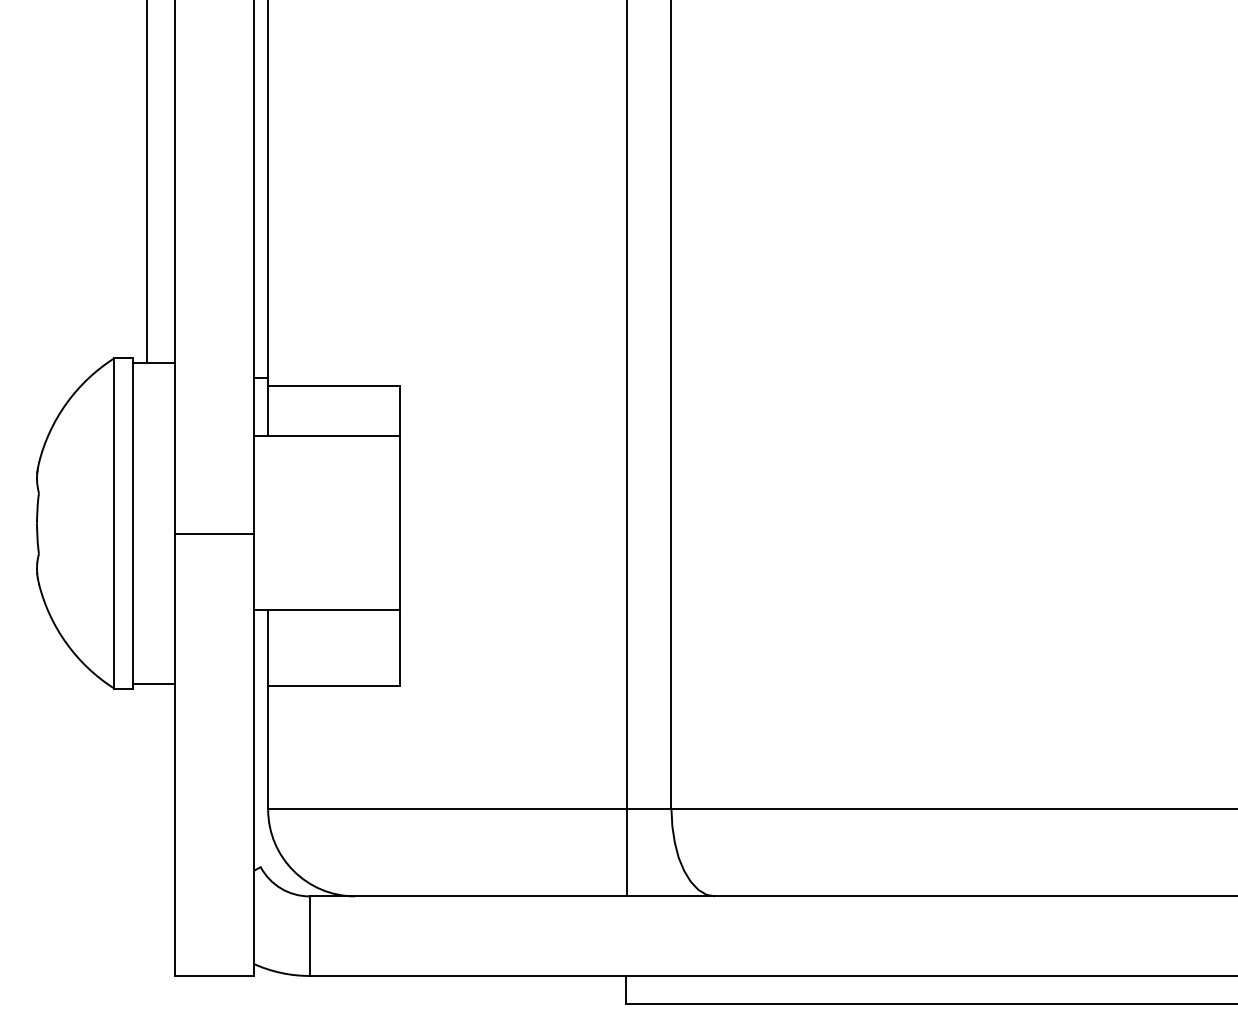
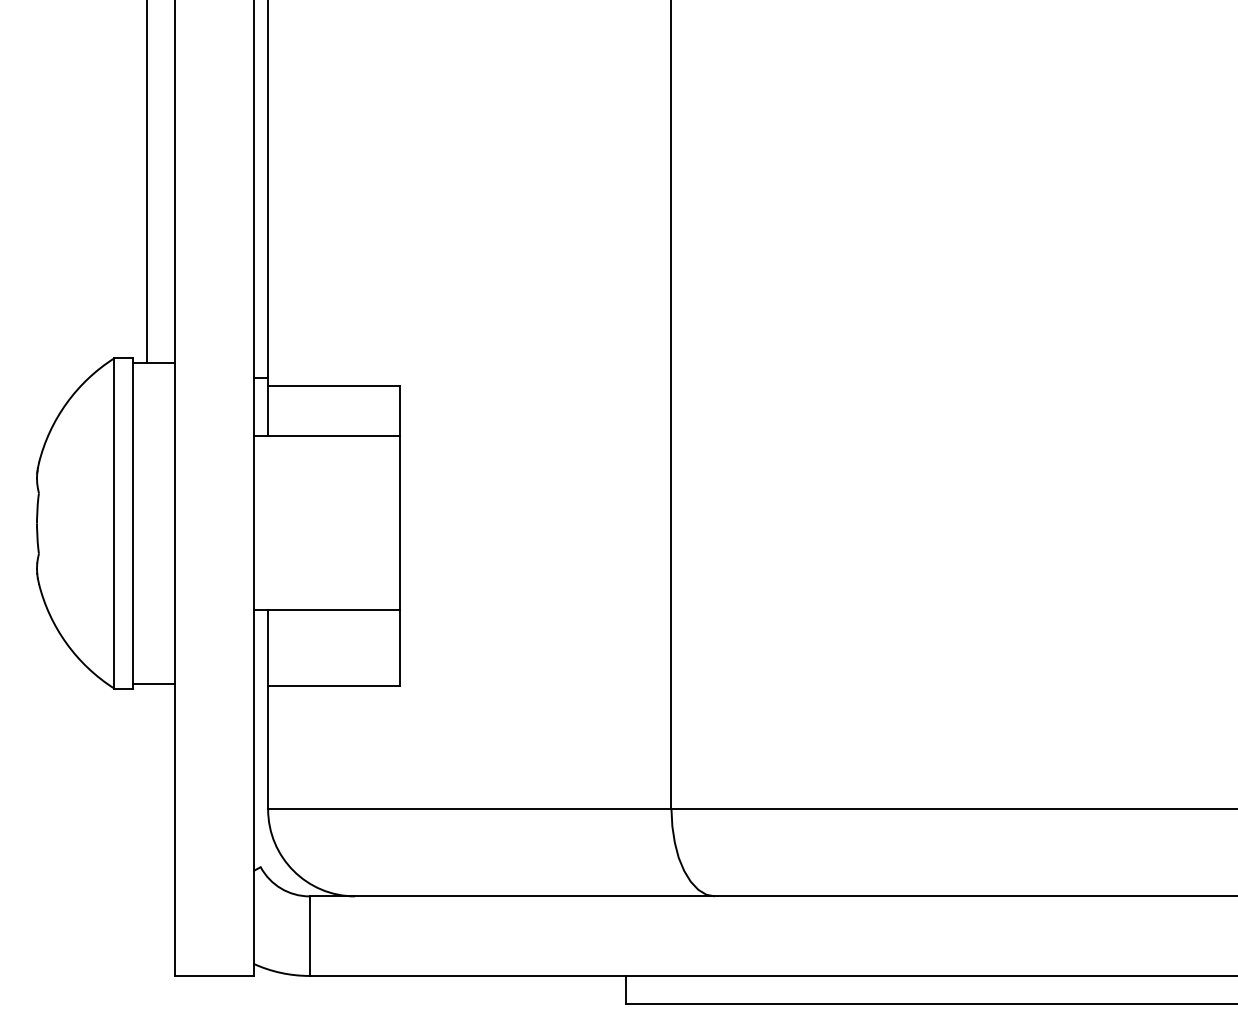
line: present -> none (627, 449)
line: present -> none (214, 533)
